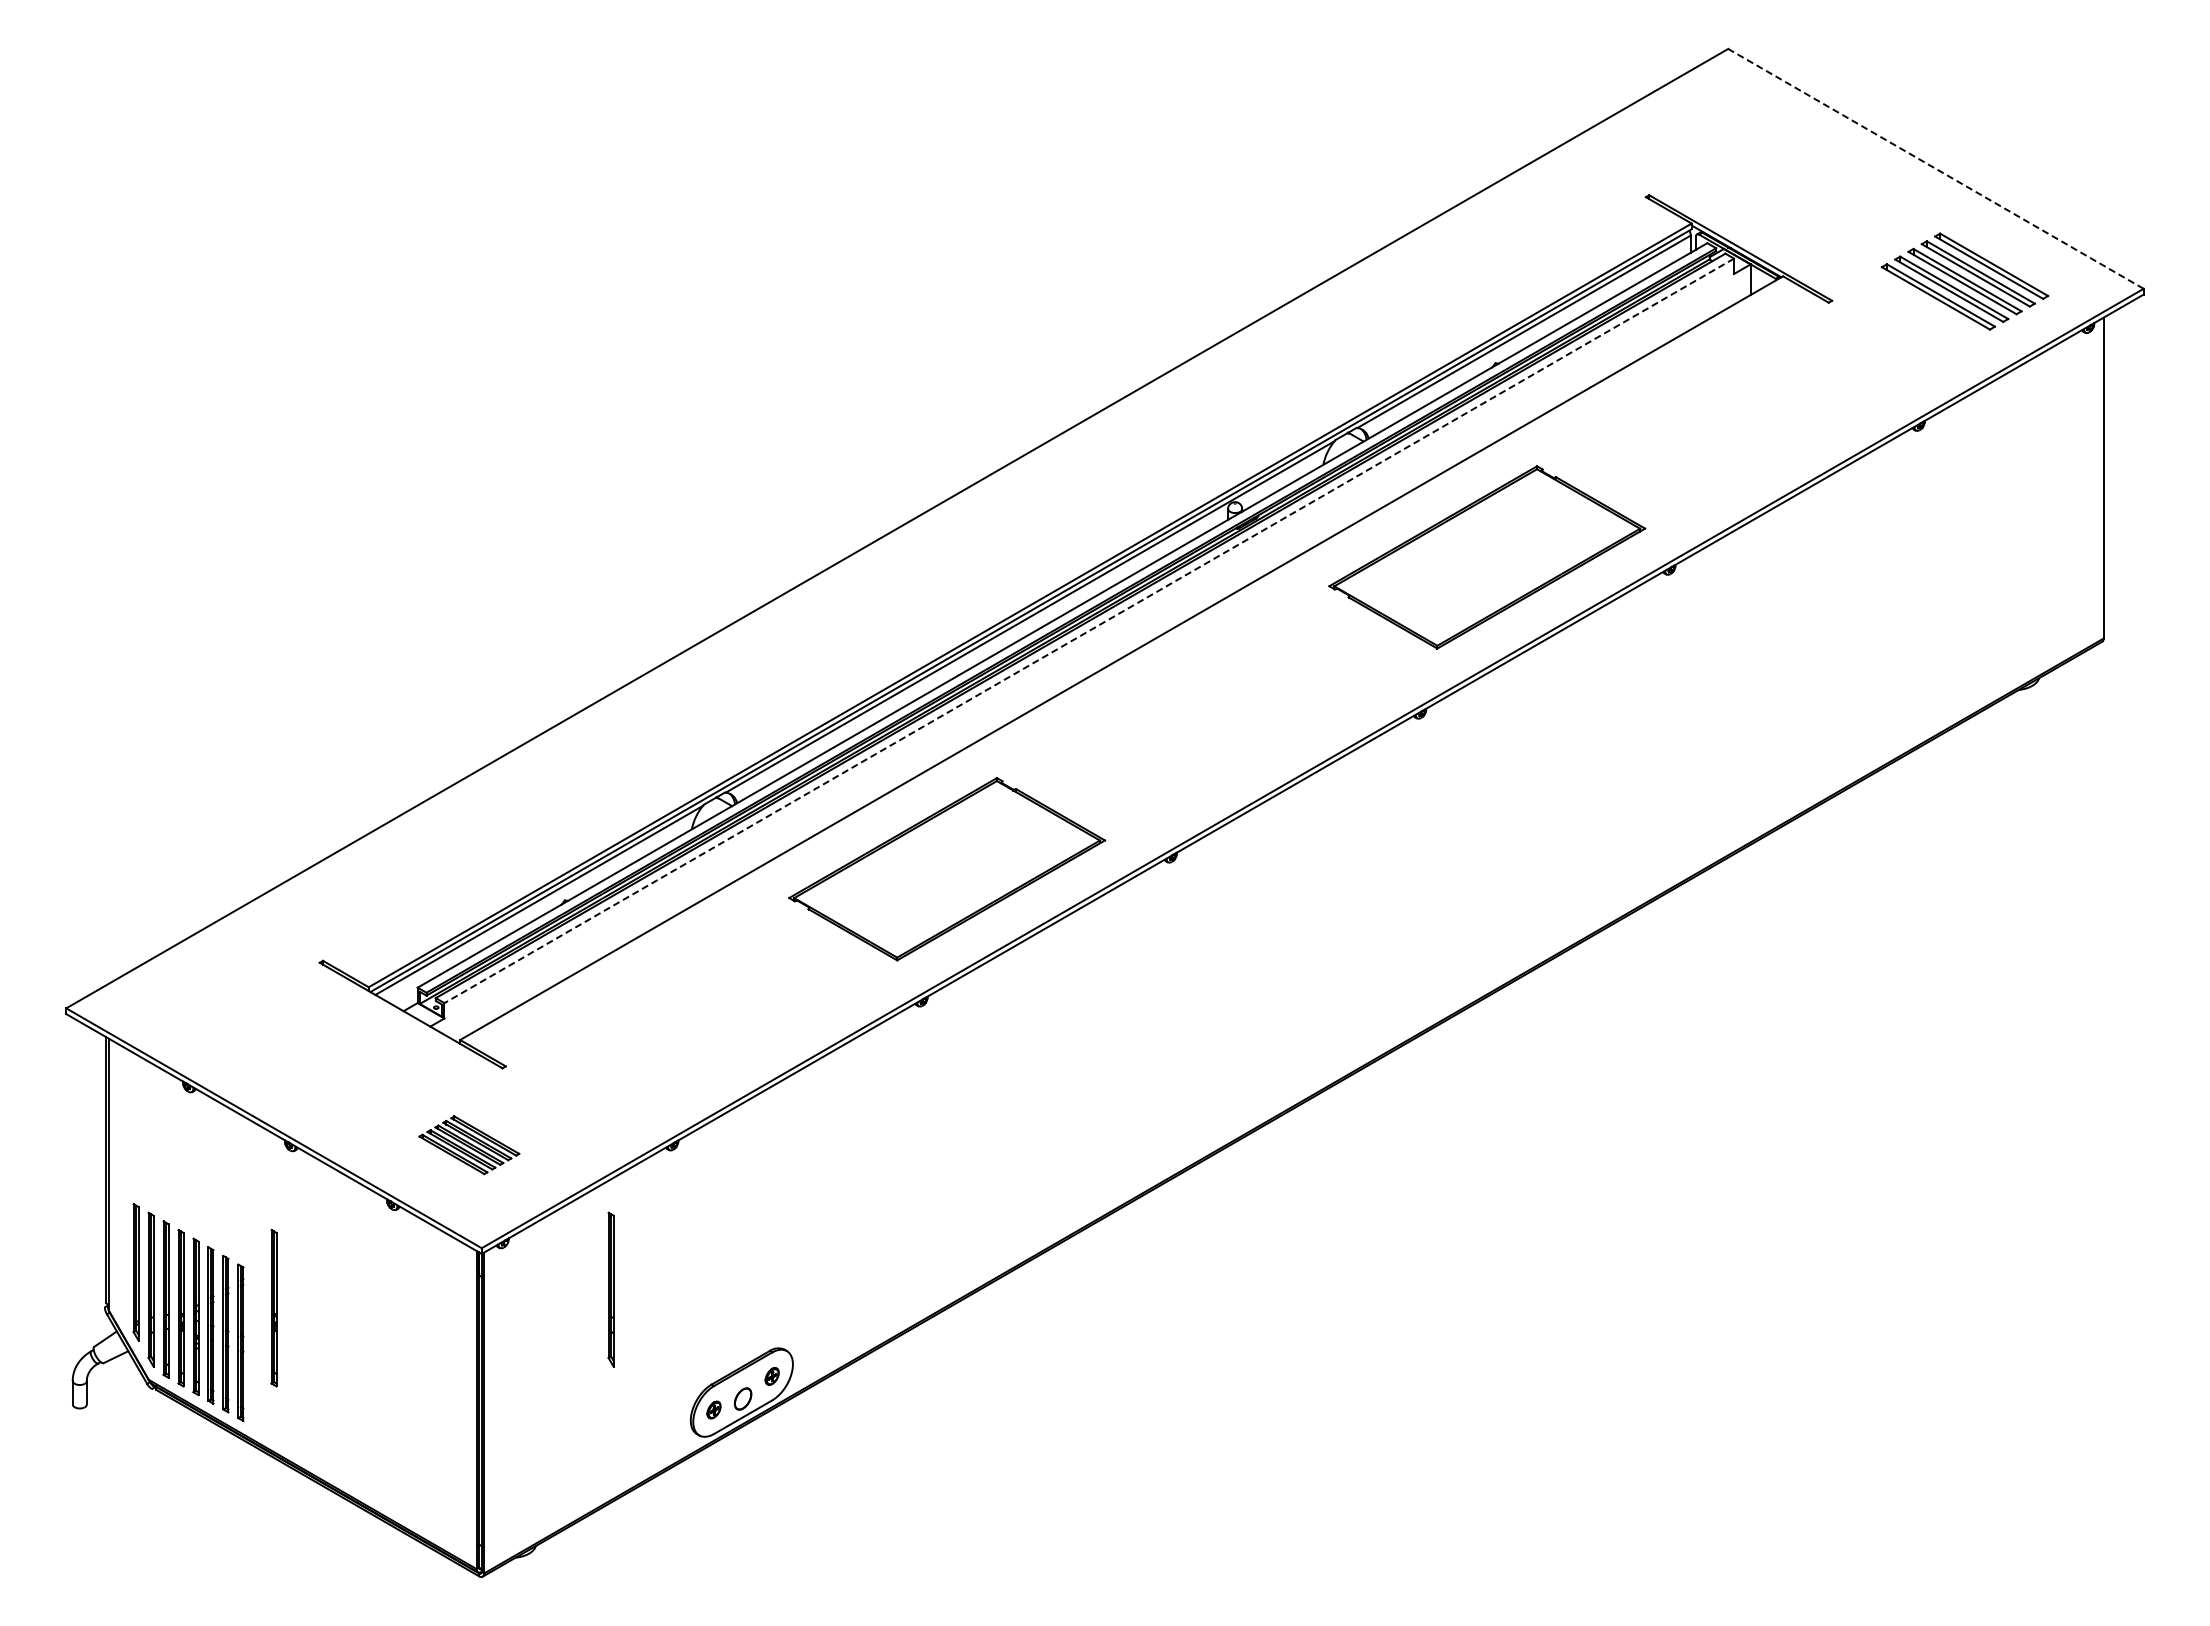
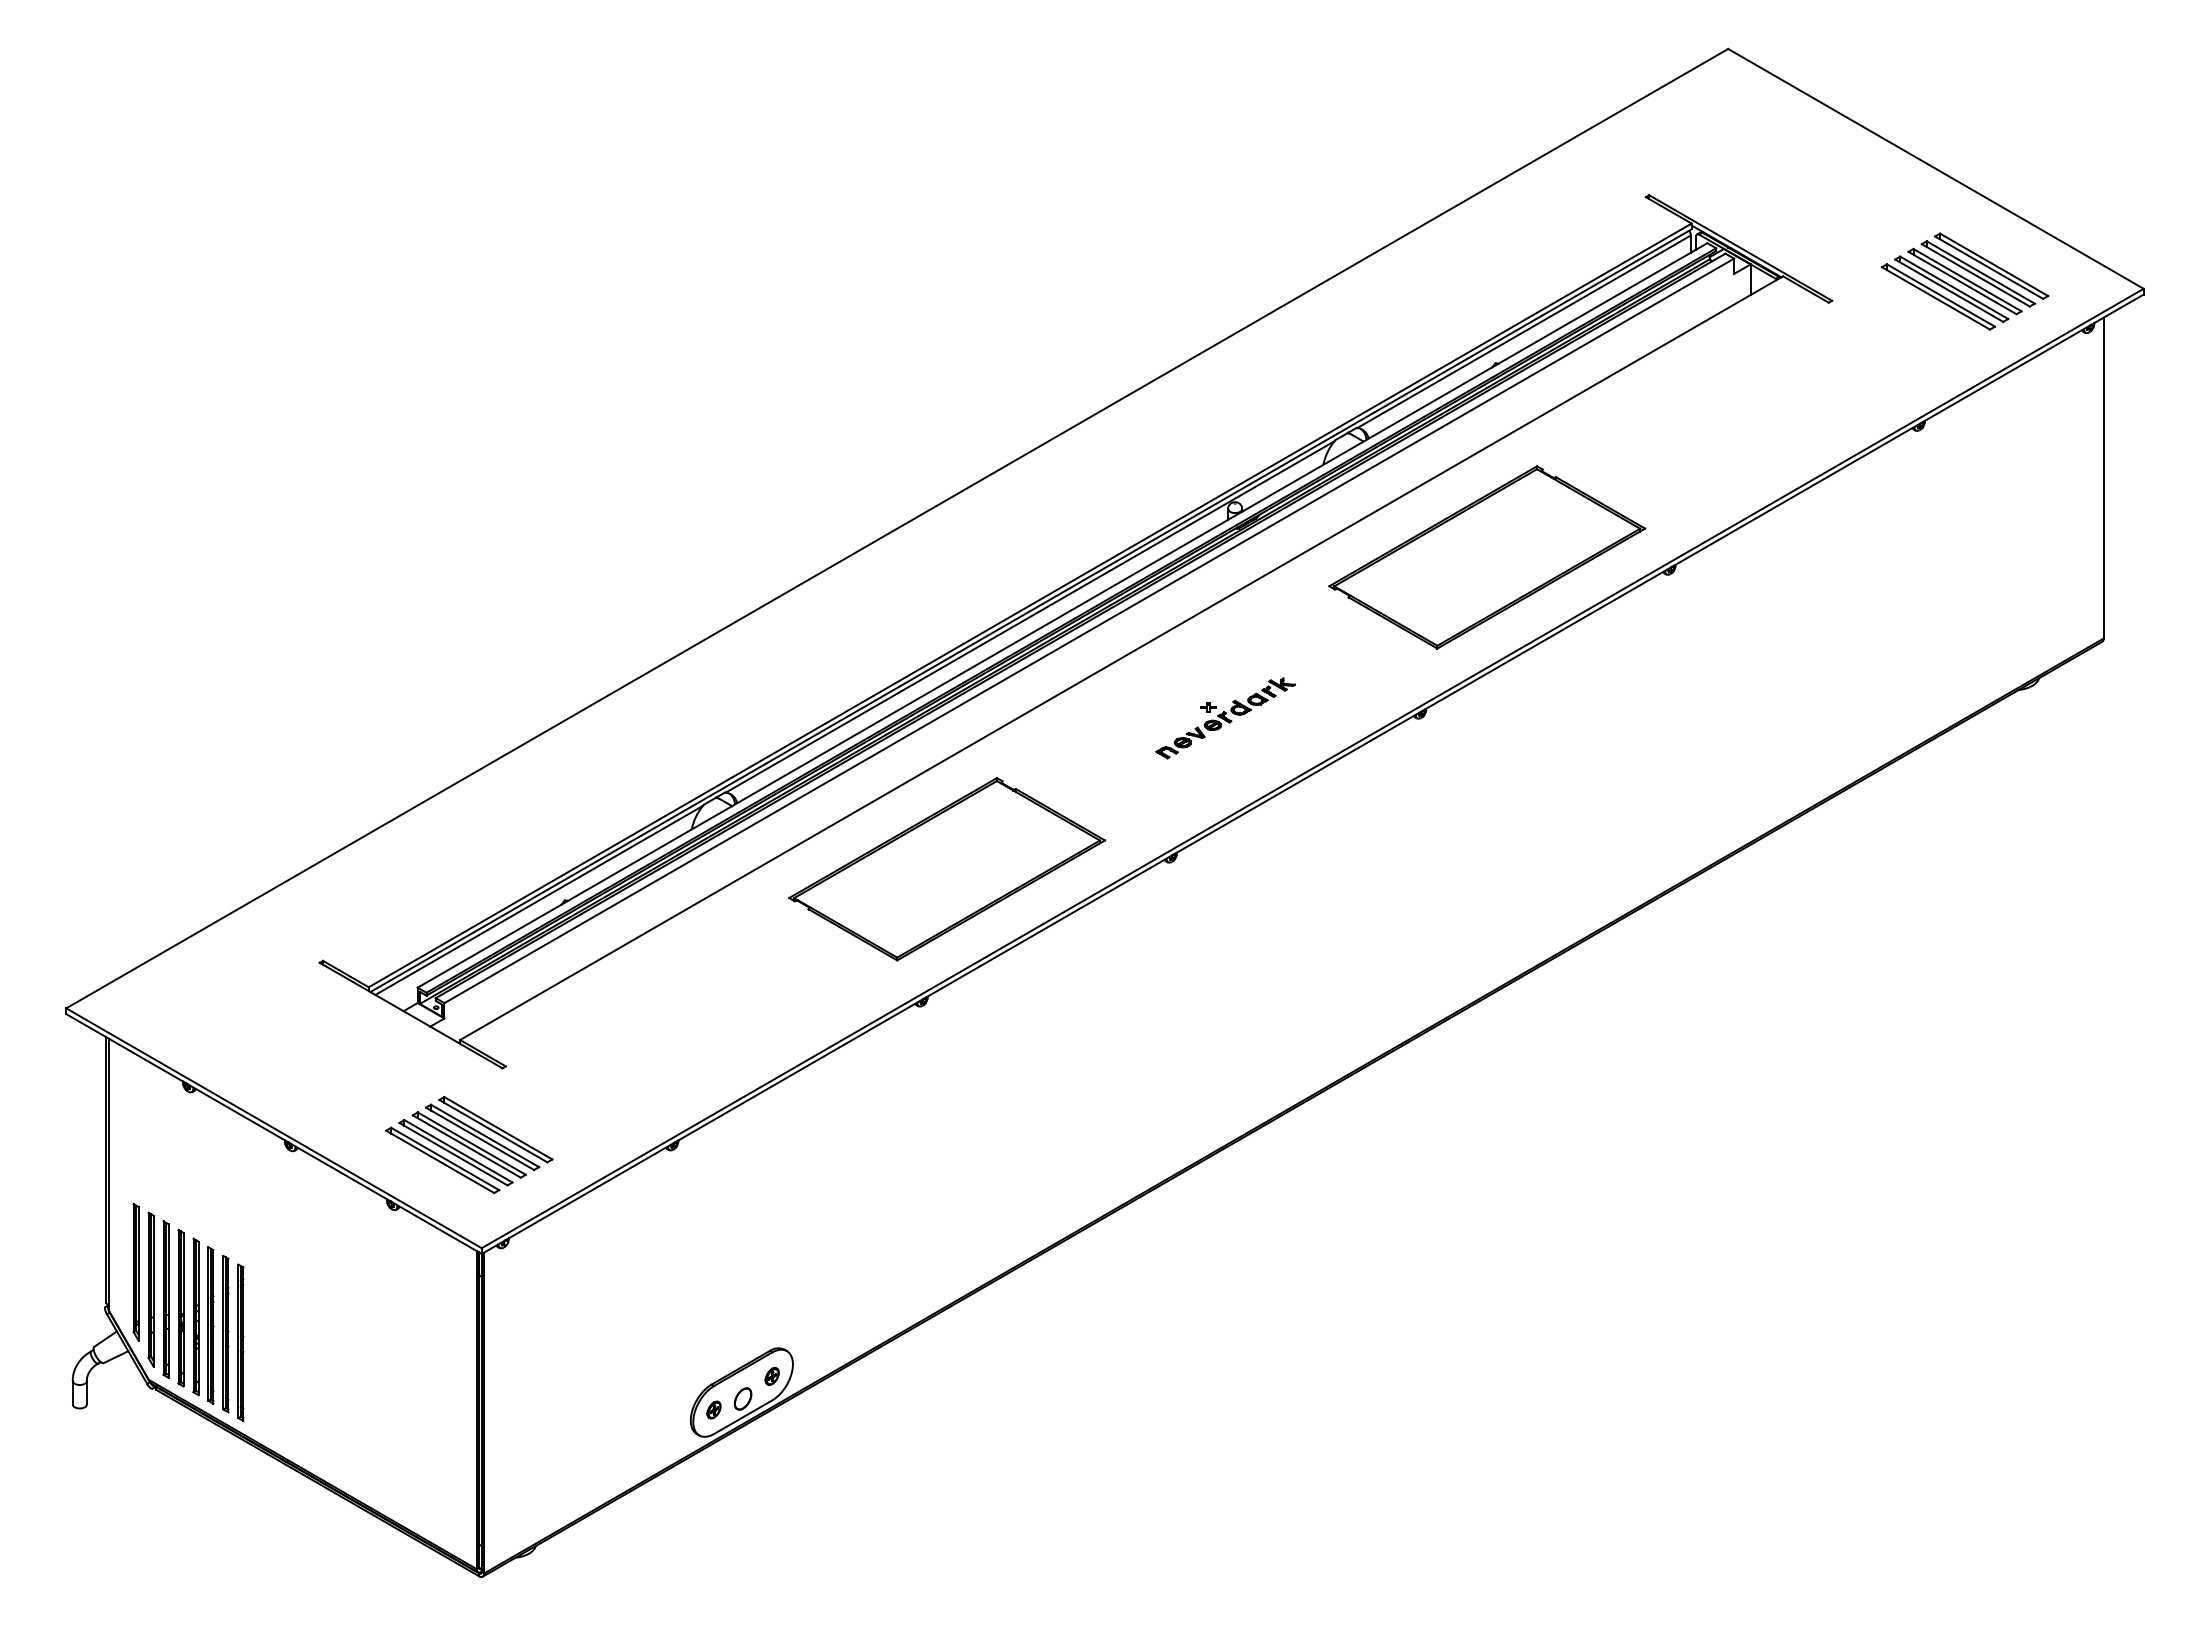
line: dashed -> solid (1935, 168)
line: dashed -> solid (1089, 630)
part: none -> present (1225, 718)
part size: 103x61 px -> 169x99 px (469, 1145)
part: present -> none (610, 1289)
part: present -> none (273, 1308)
